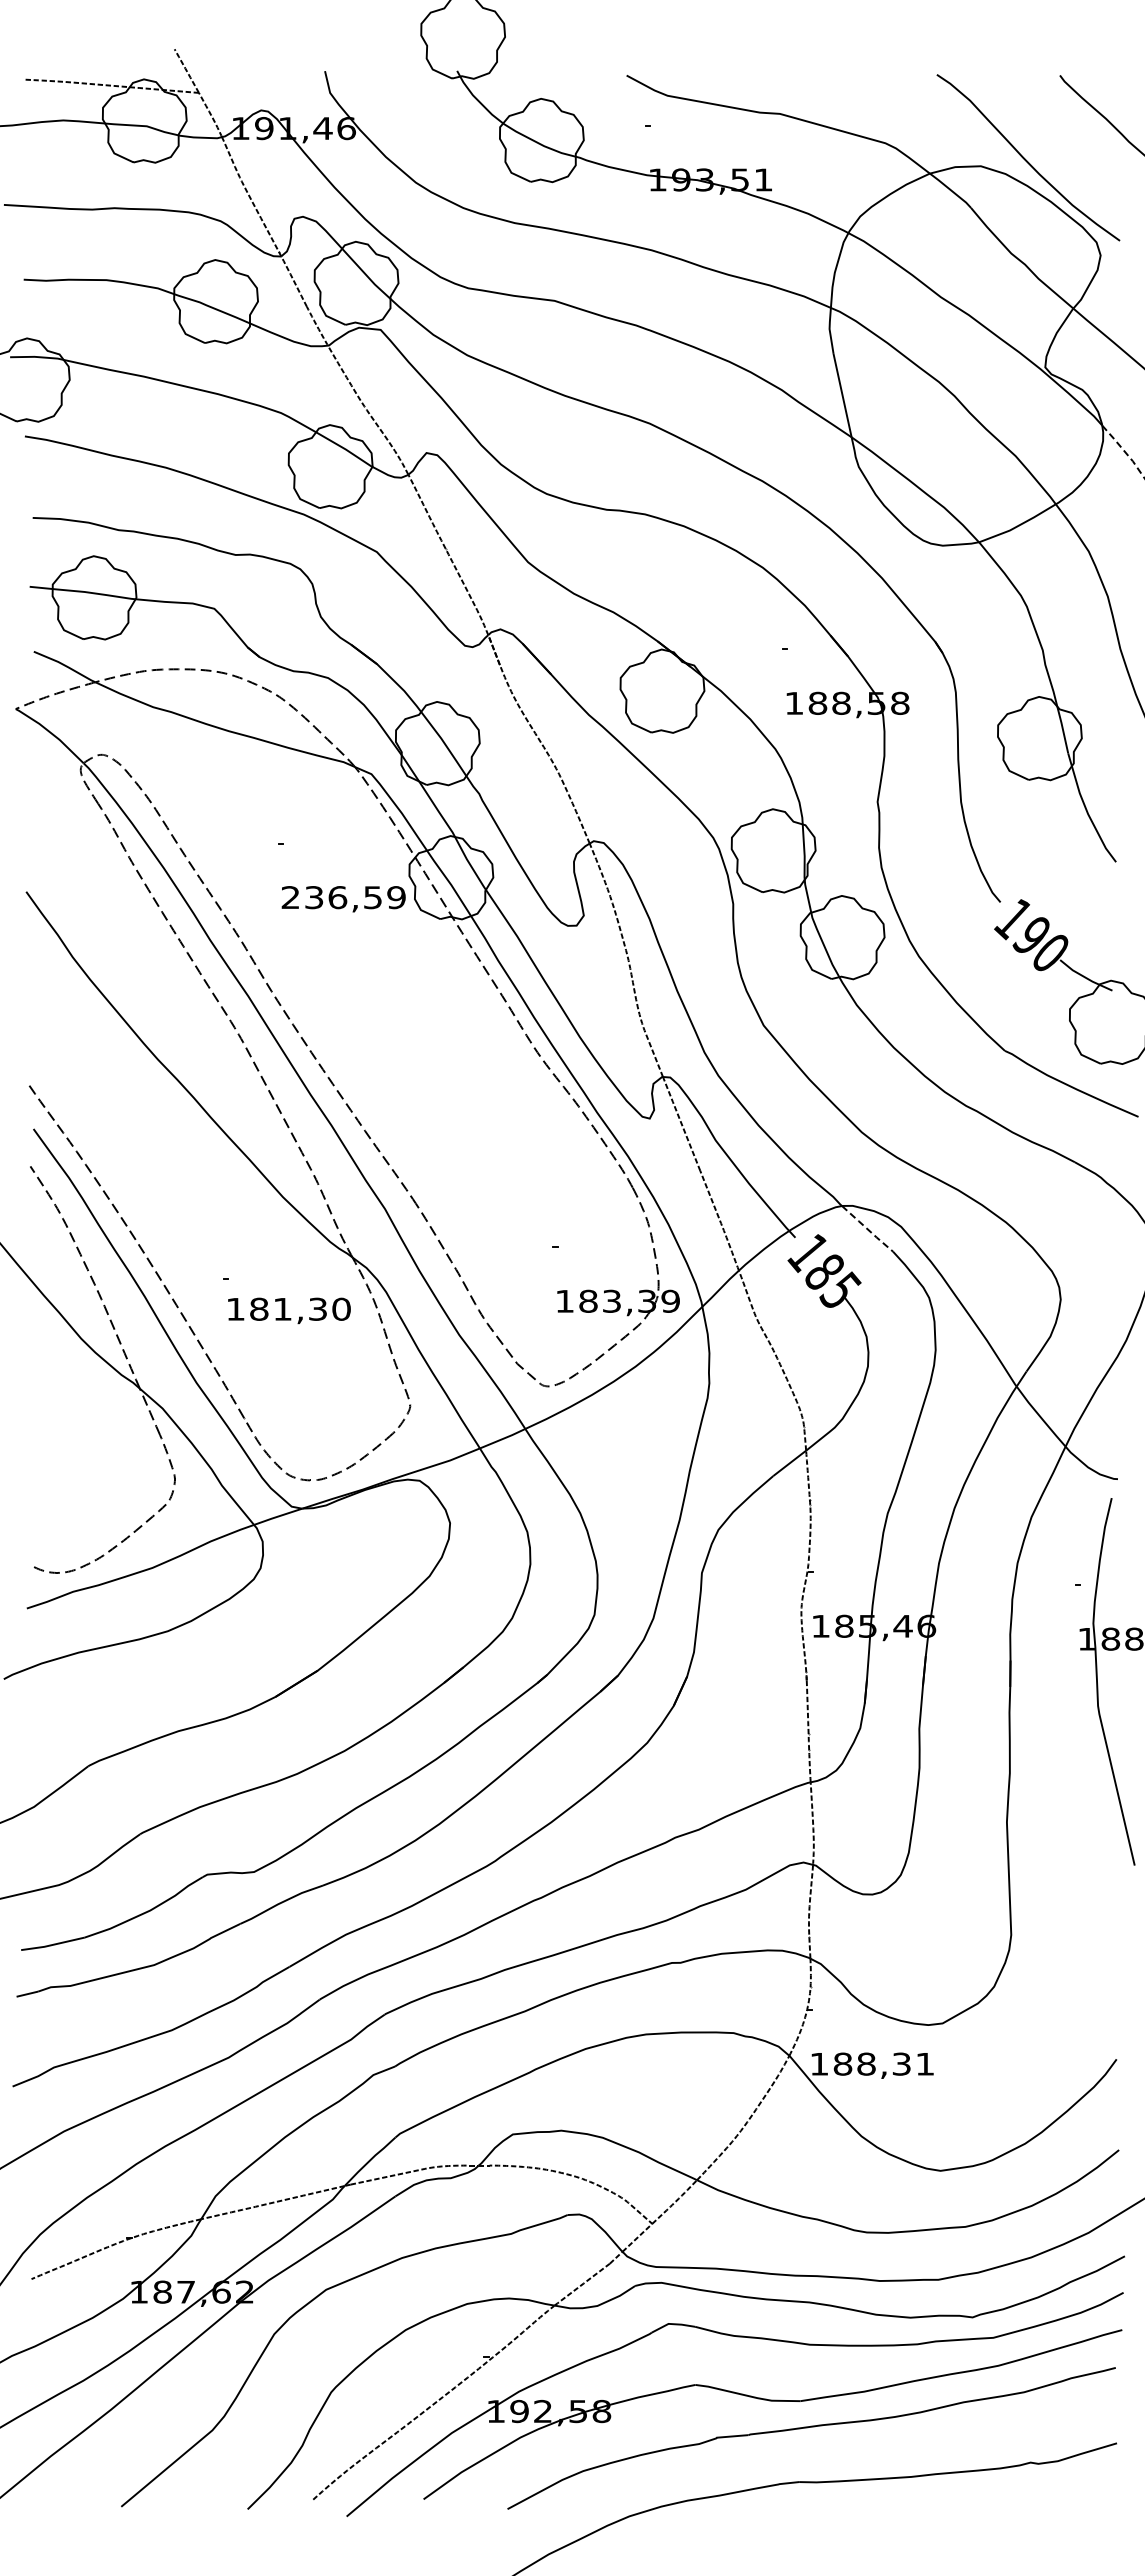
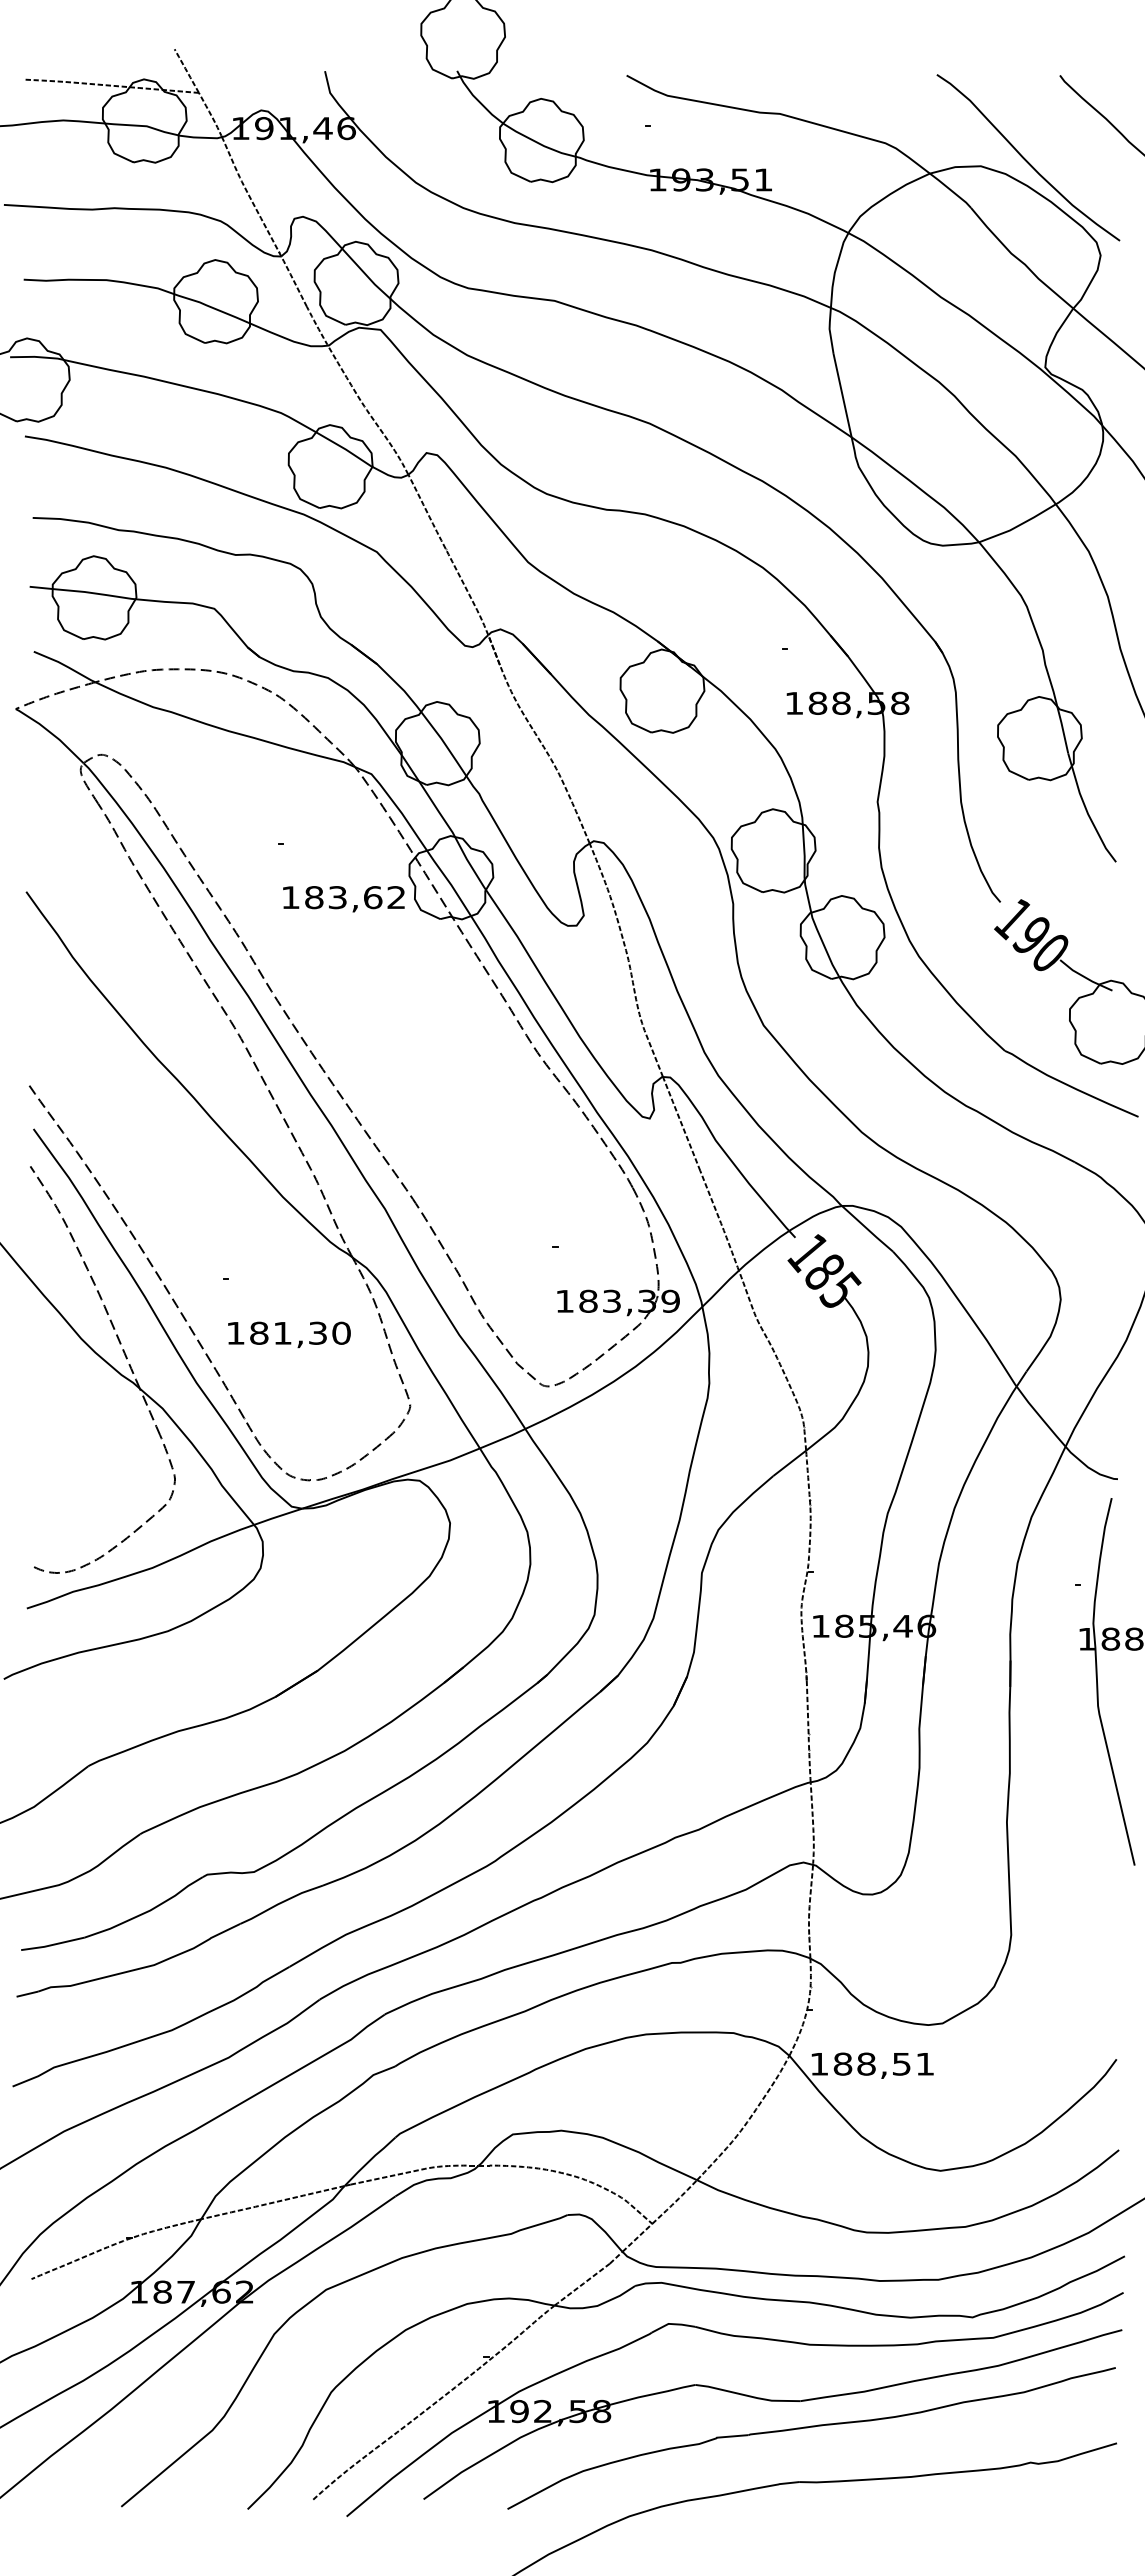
line: dashed -> solid (1124, 451)
text: 236,59 -> 183,62 (343, 897)
line: dashed -> solid (867, 1229)
text position: (289, 1310) -> (289, 1334) (289, 1334)
text: 188,31 -> 188,51 (901, 2063)
